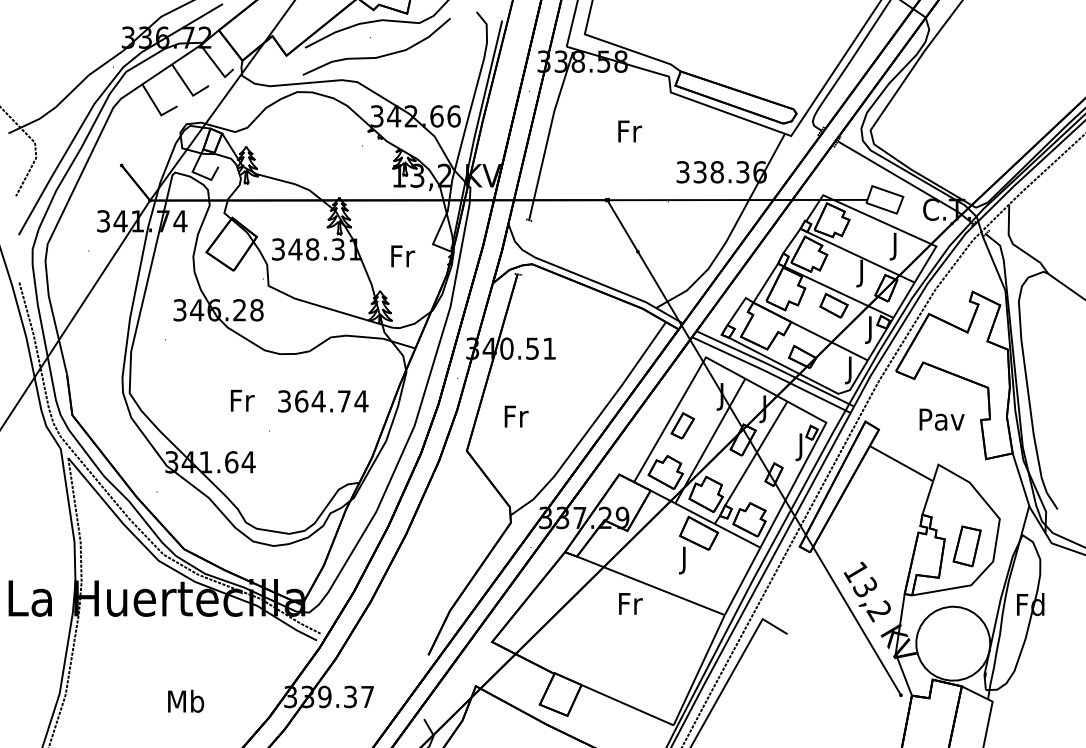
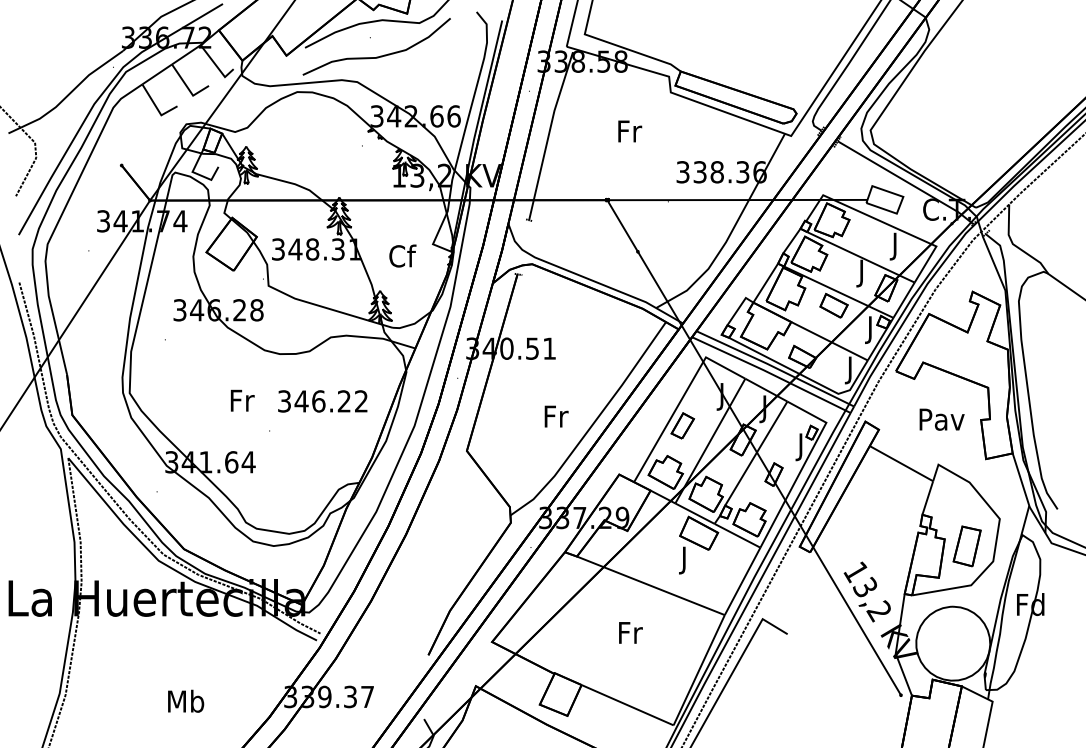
text: Fr -> Cf (402, 255)
text: 364.74 -> 346.22 (331, 401)
text position: (516, 416) -> (556, 416) (556, 416)
text position: (630, 603) -> (630, 632) (630, 632)
